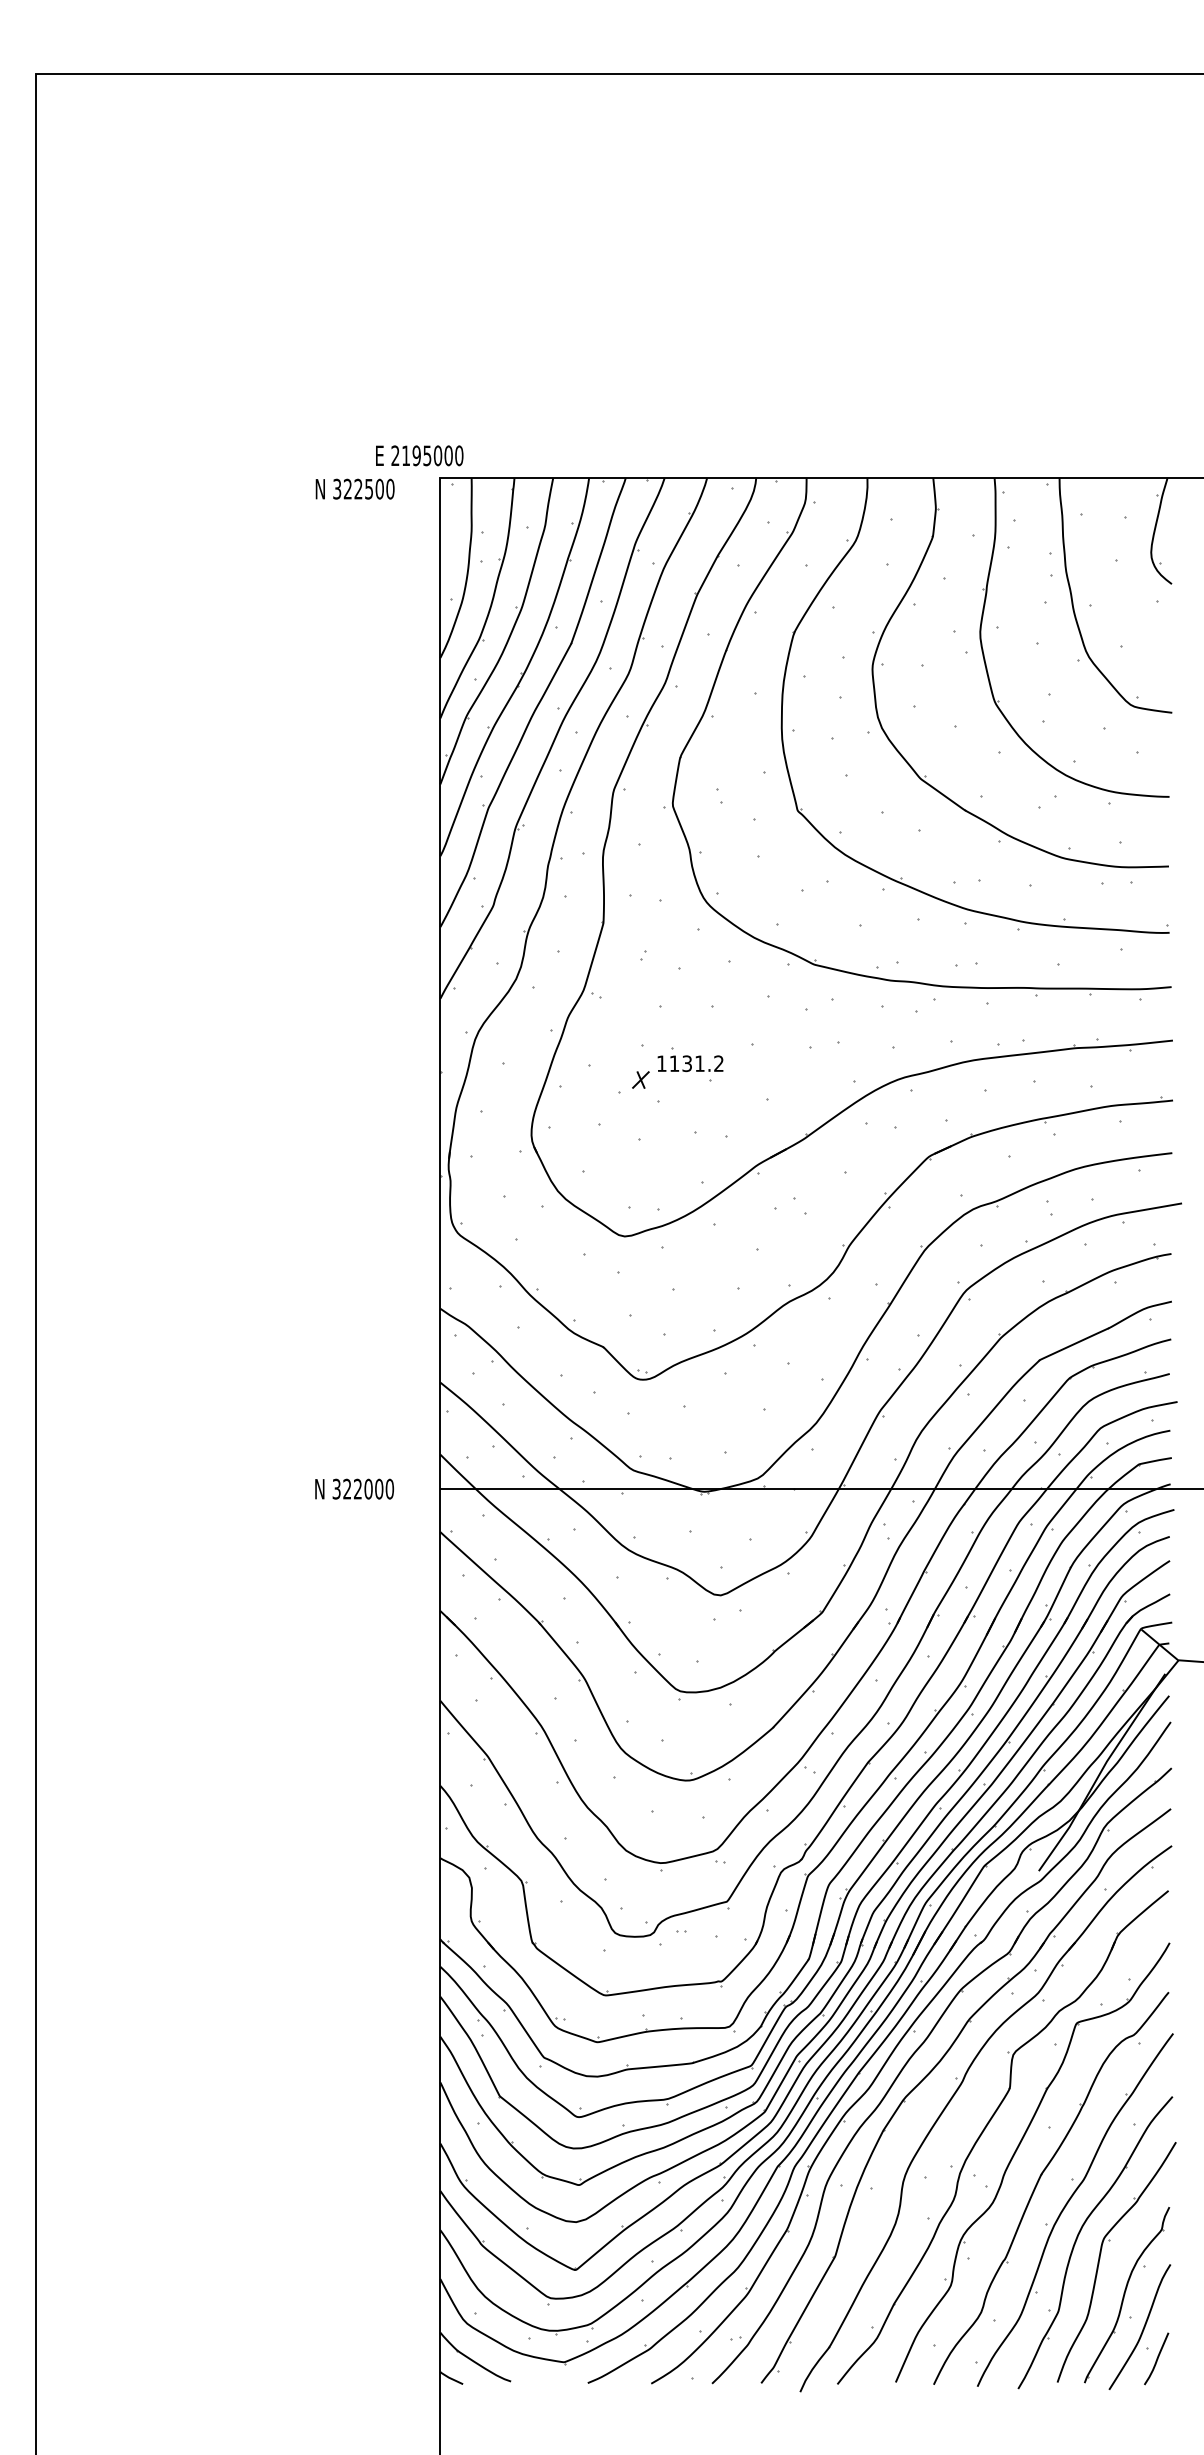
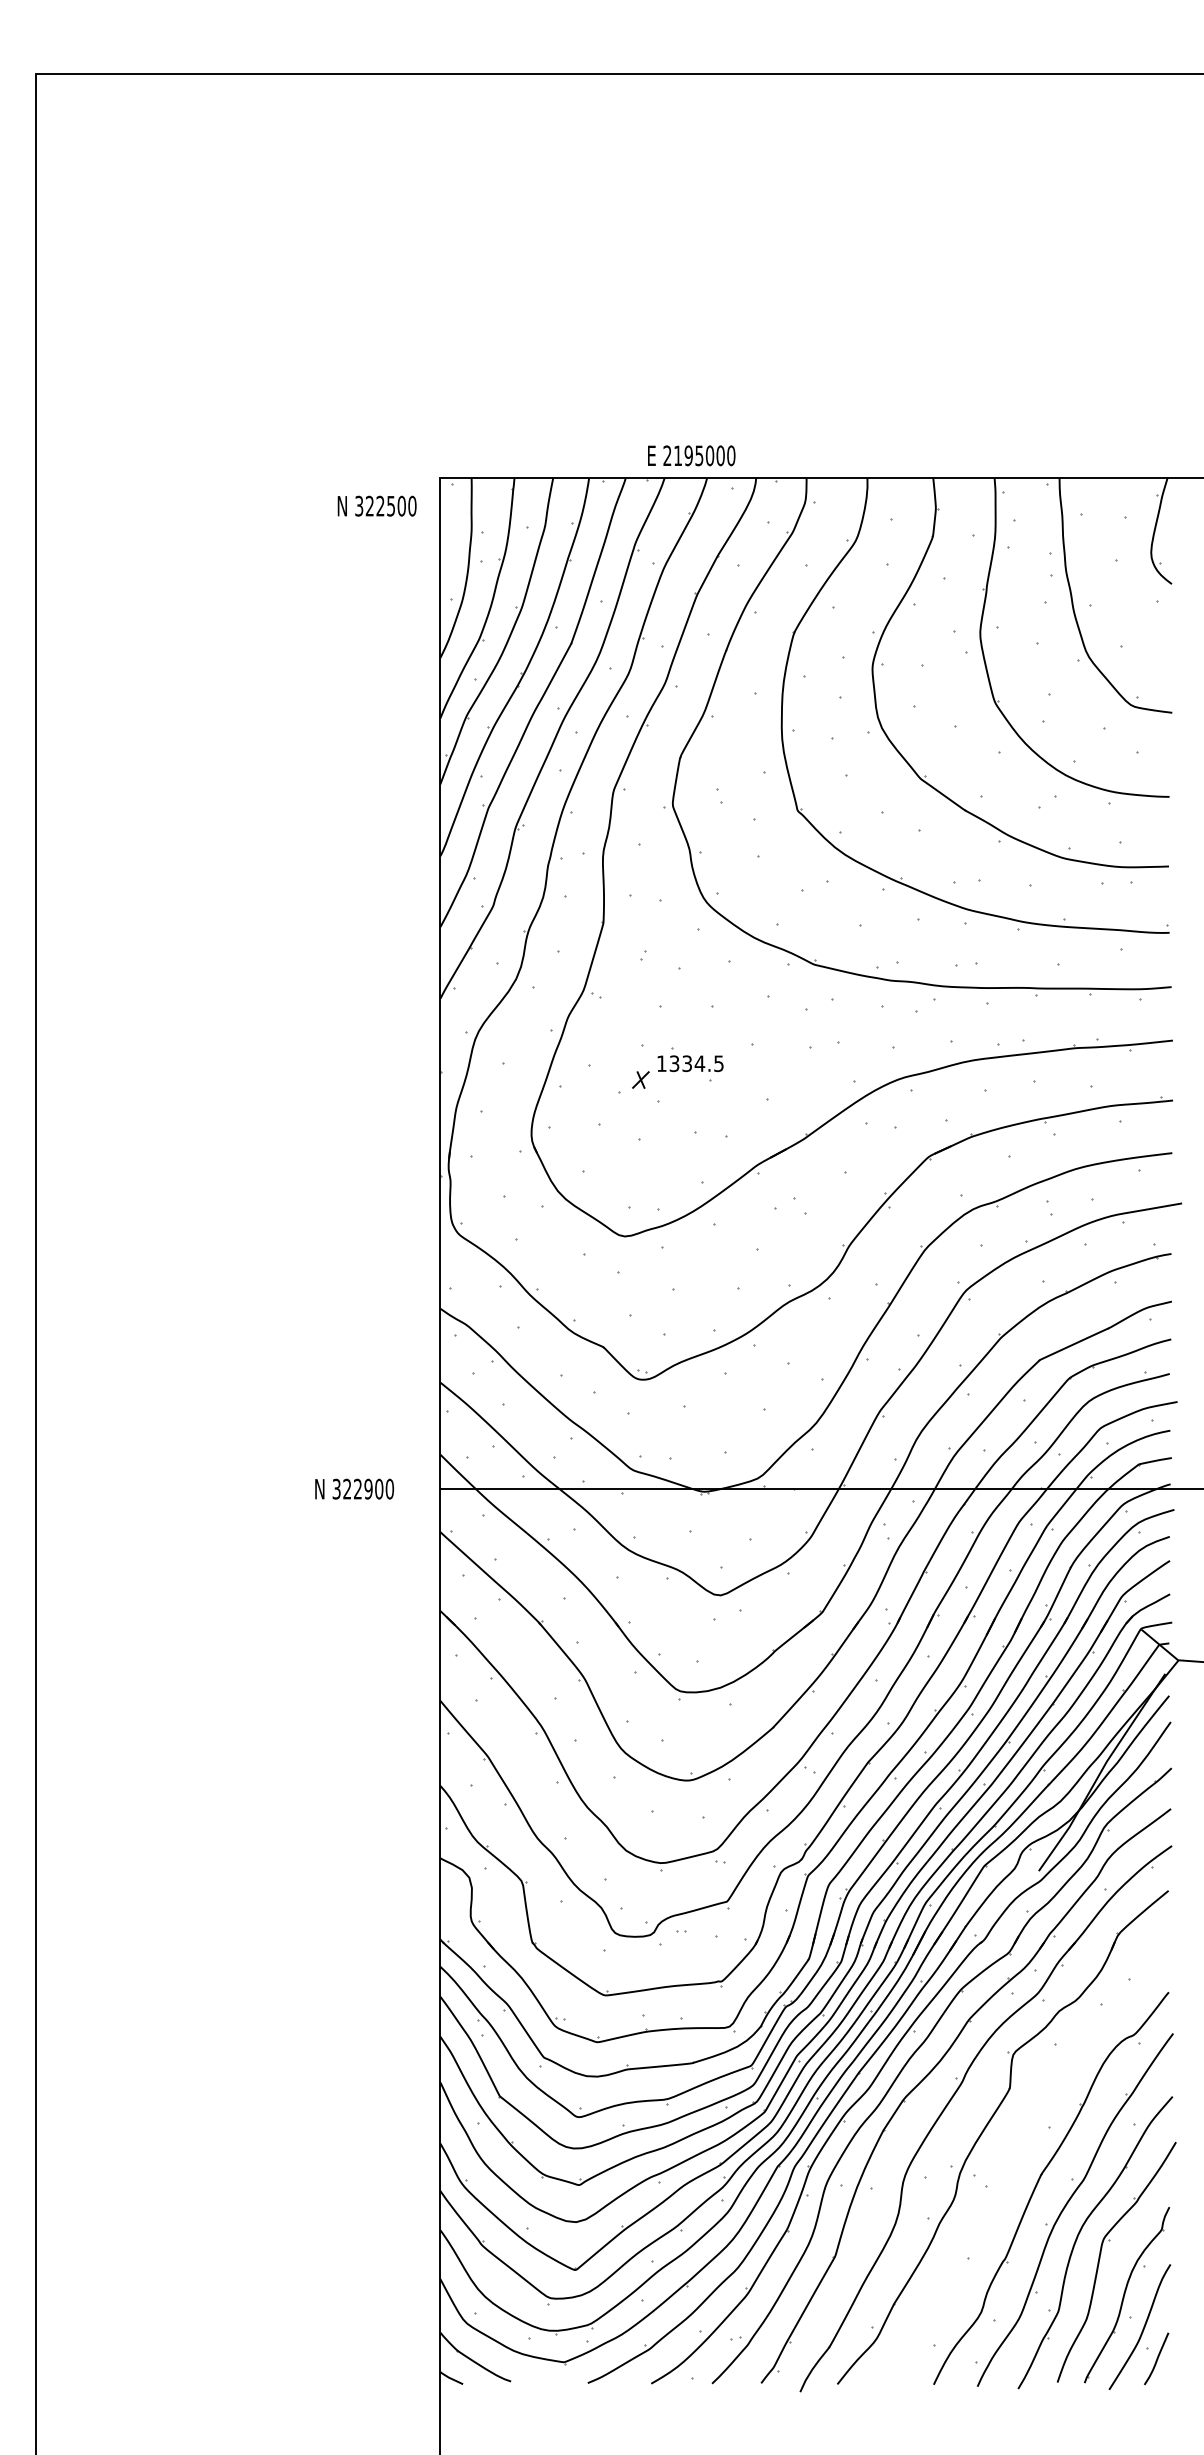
text position: (419, 455) -> (691, 455) (691, 455)
text position: (354, 488) -> (376, 505) (376, 505)
text: 1131.2 -> 1334.5 (696, 1063)
text: 322000 -> 322900 (368, 1489)
part: present -> none (1015, 2154)
